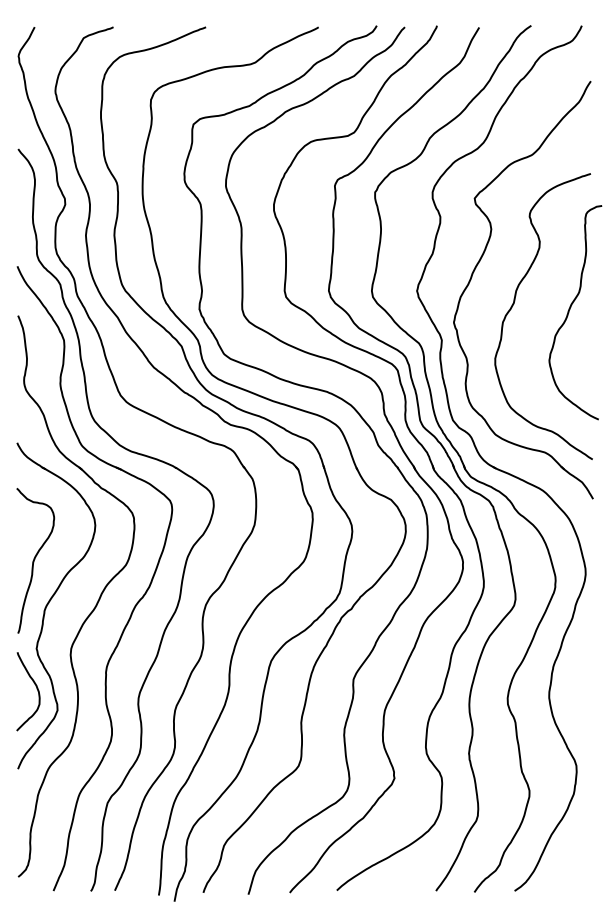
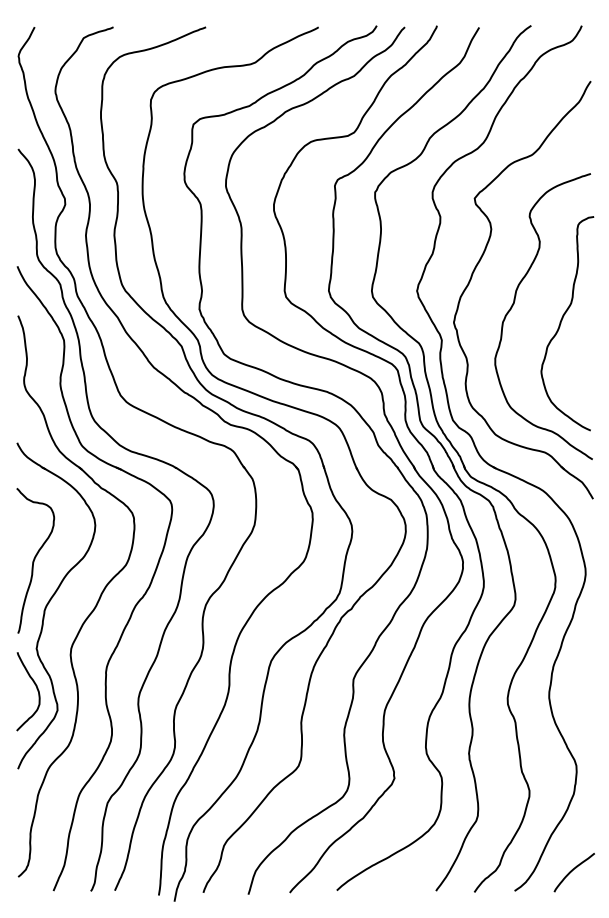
curve position: (570, 309) -> (562, 320) (562, 320)
curve: none -> present (572, 871)
